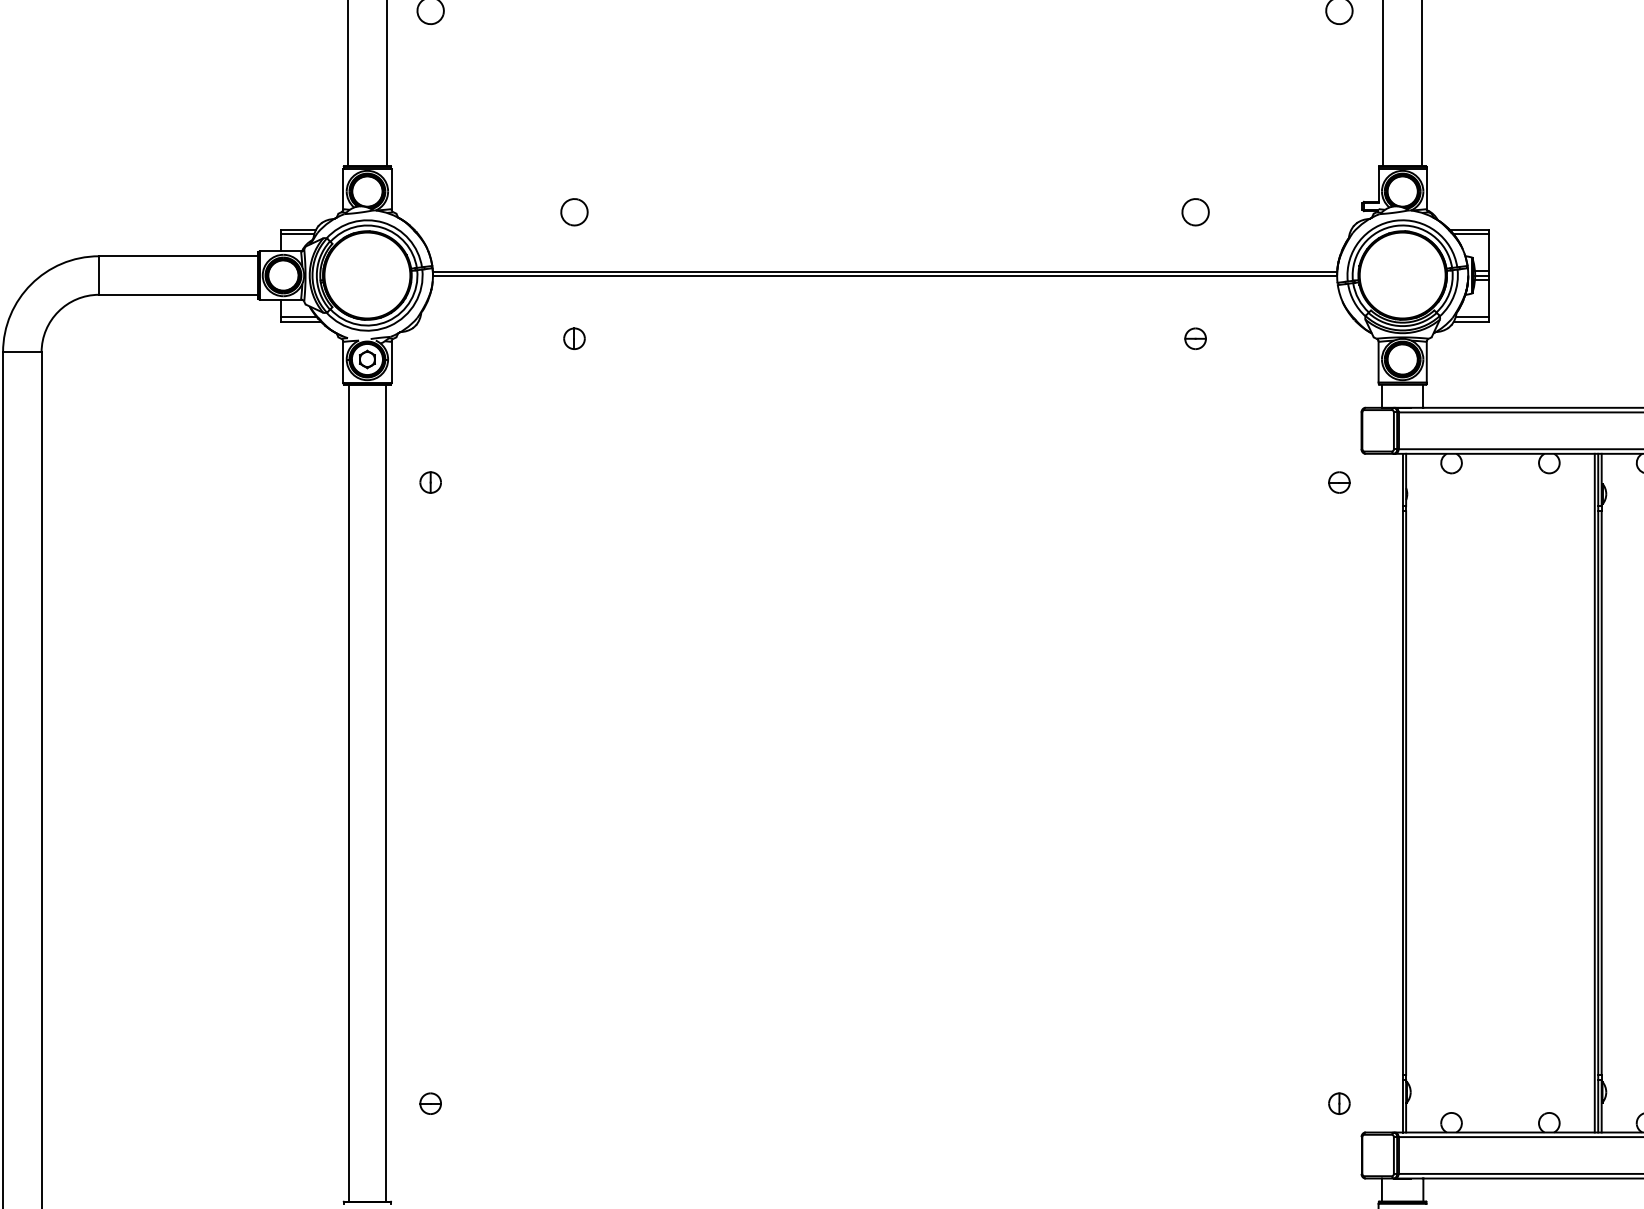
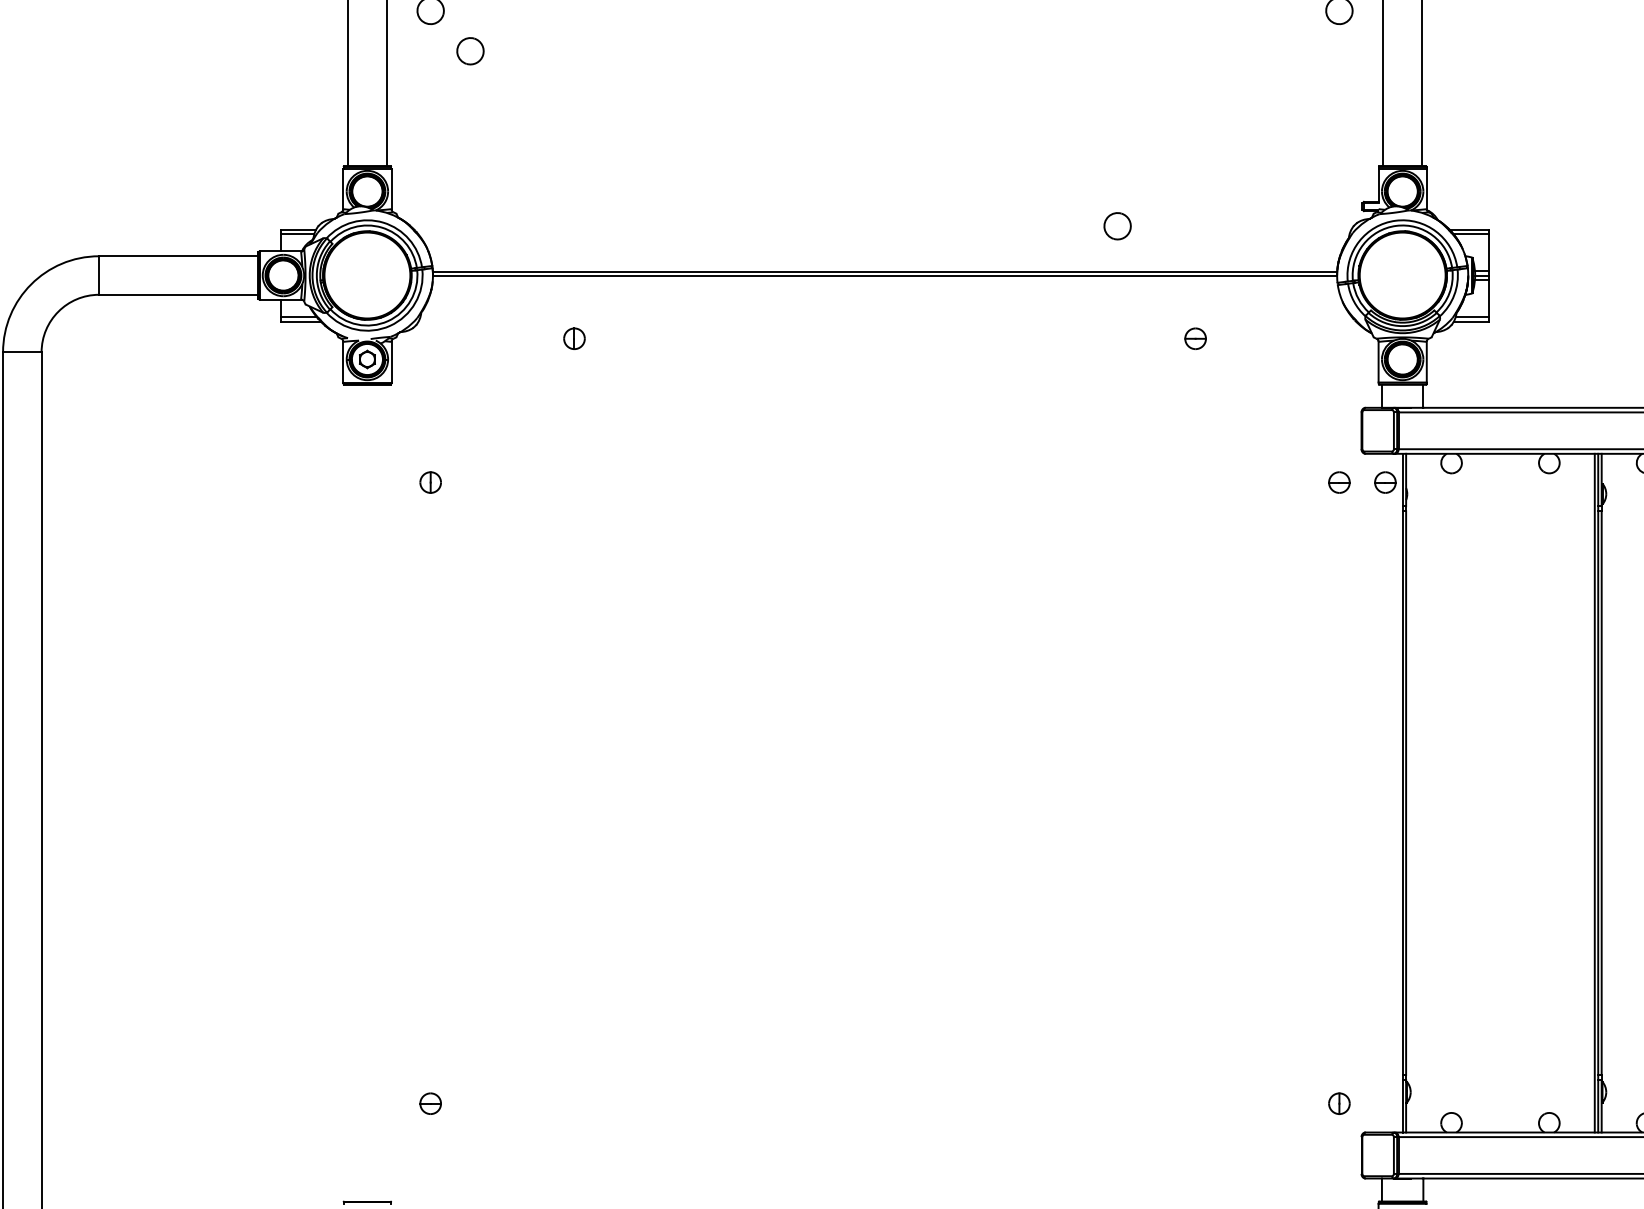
part position: (574, 212) -> (470, 51) (470, 51)
part position: (1195, 212) -> (1117, 226) (1117, 226)
part: none -> present (1385, 482)
line: present -> none (349, 792)
line: present -> none (385, 792)
